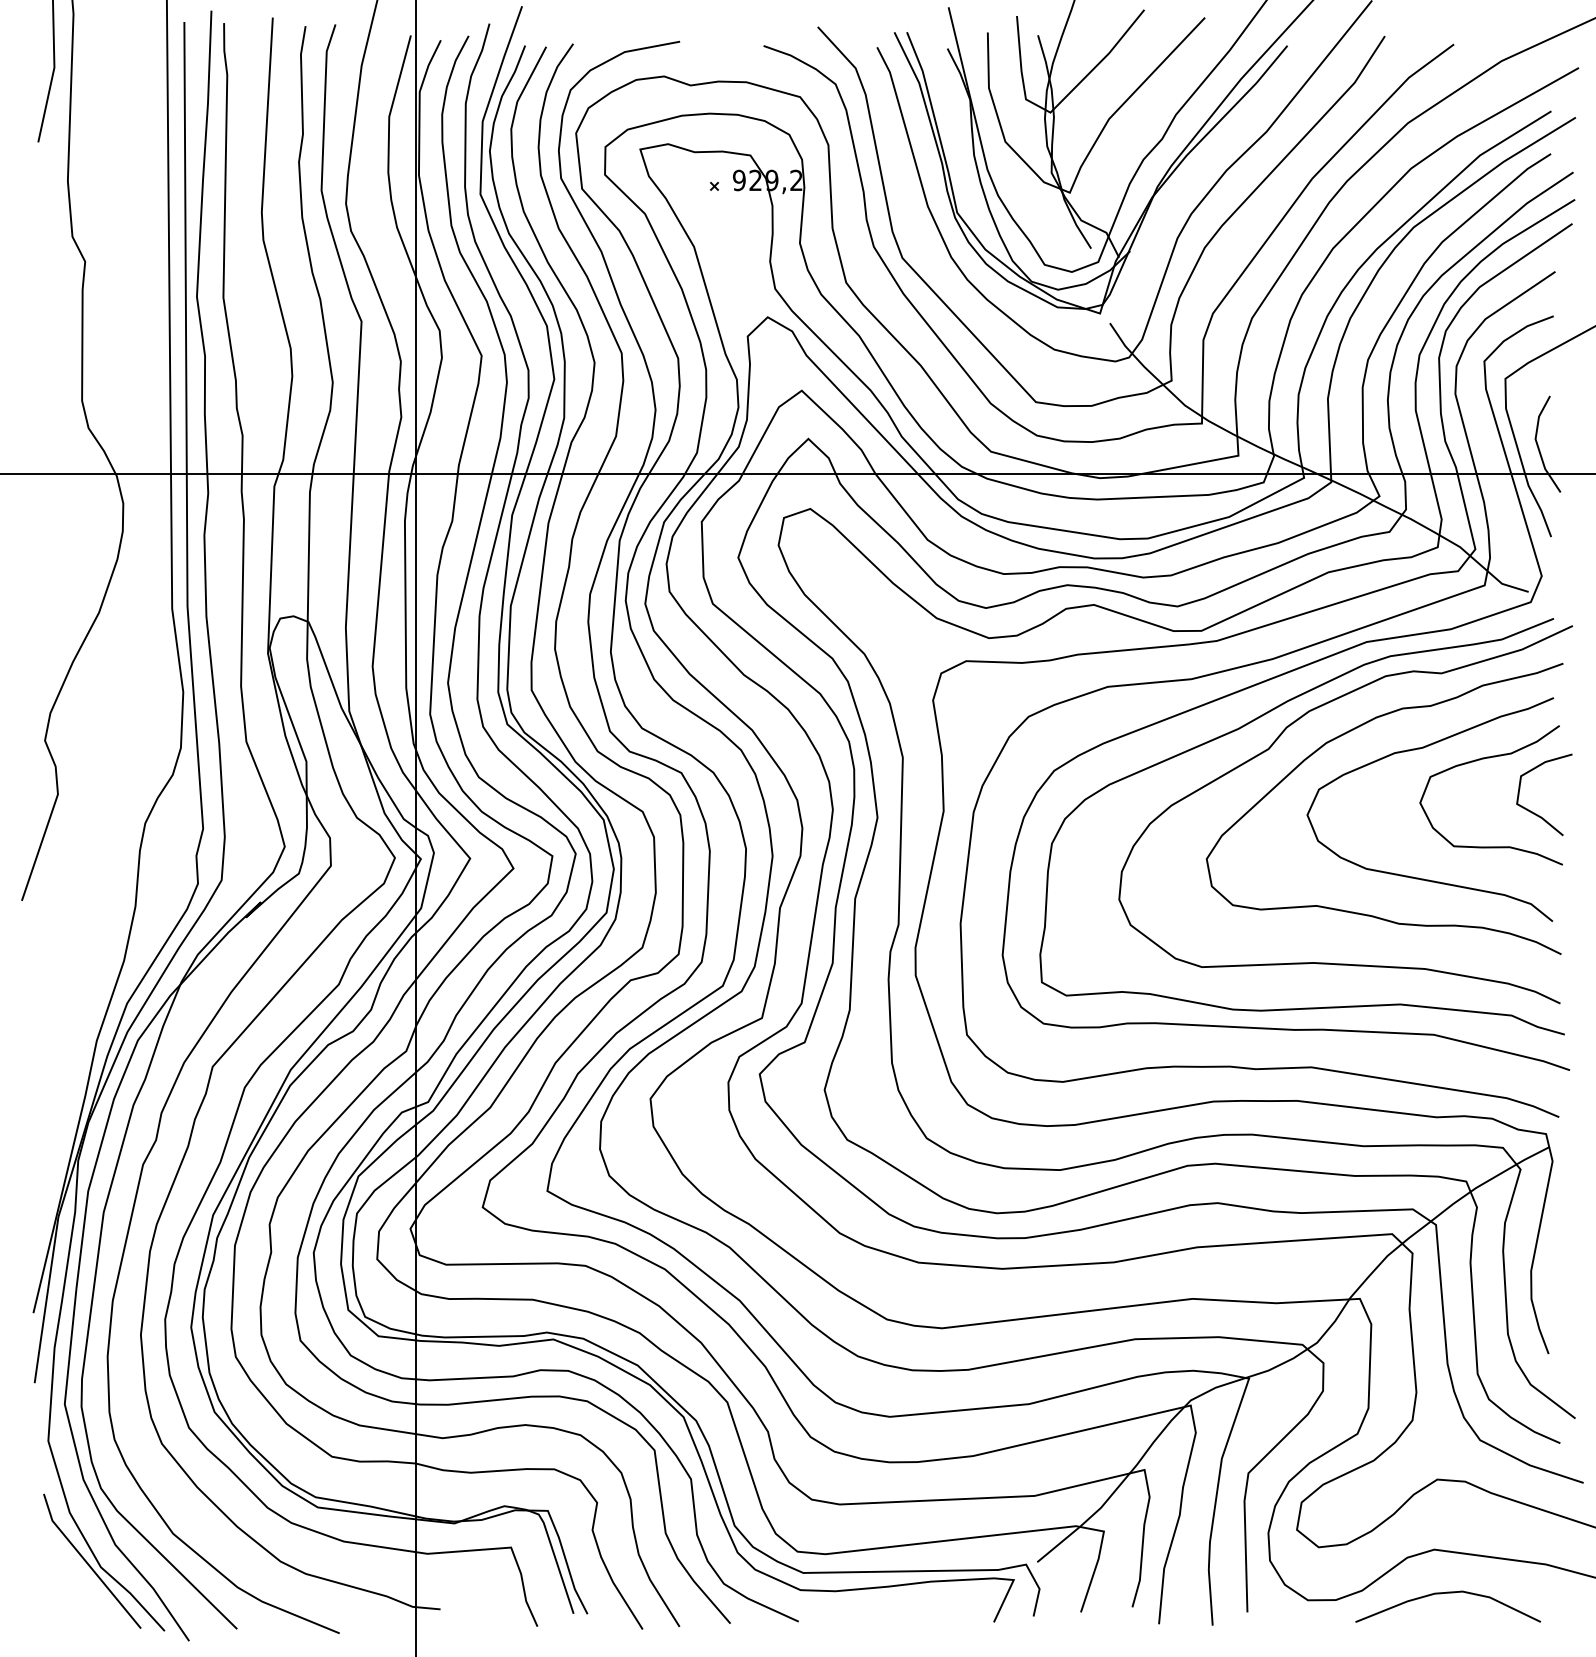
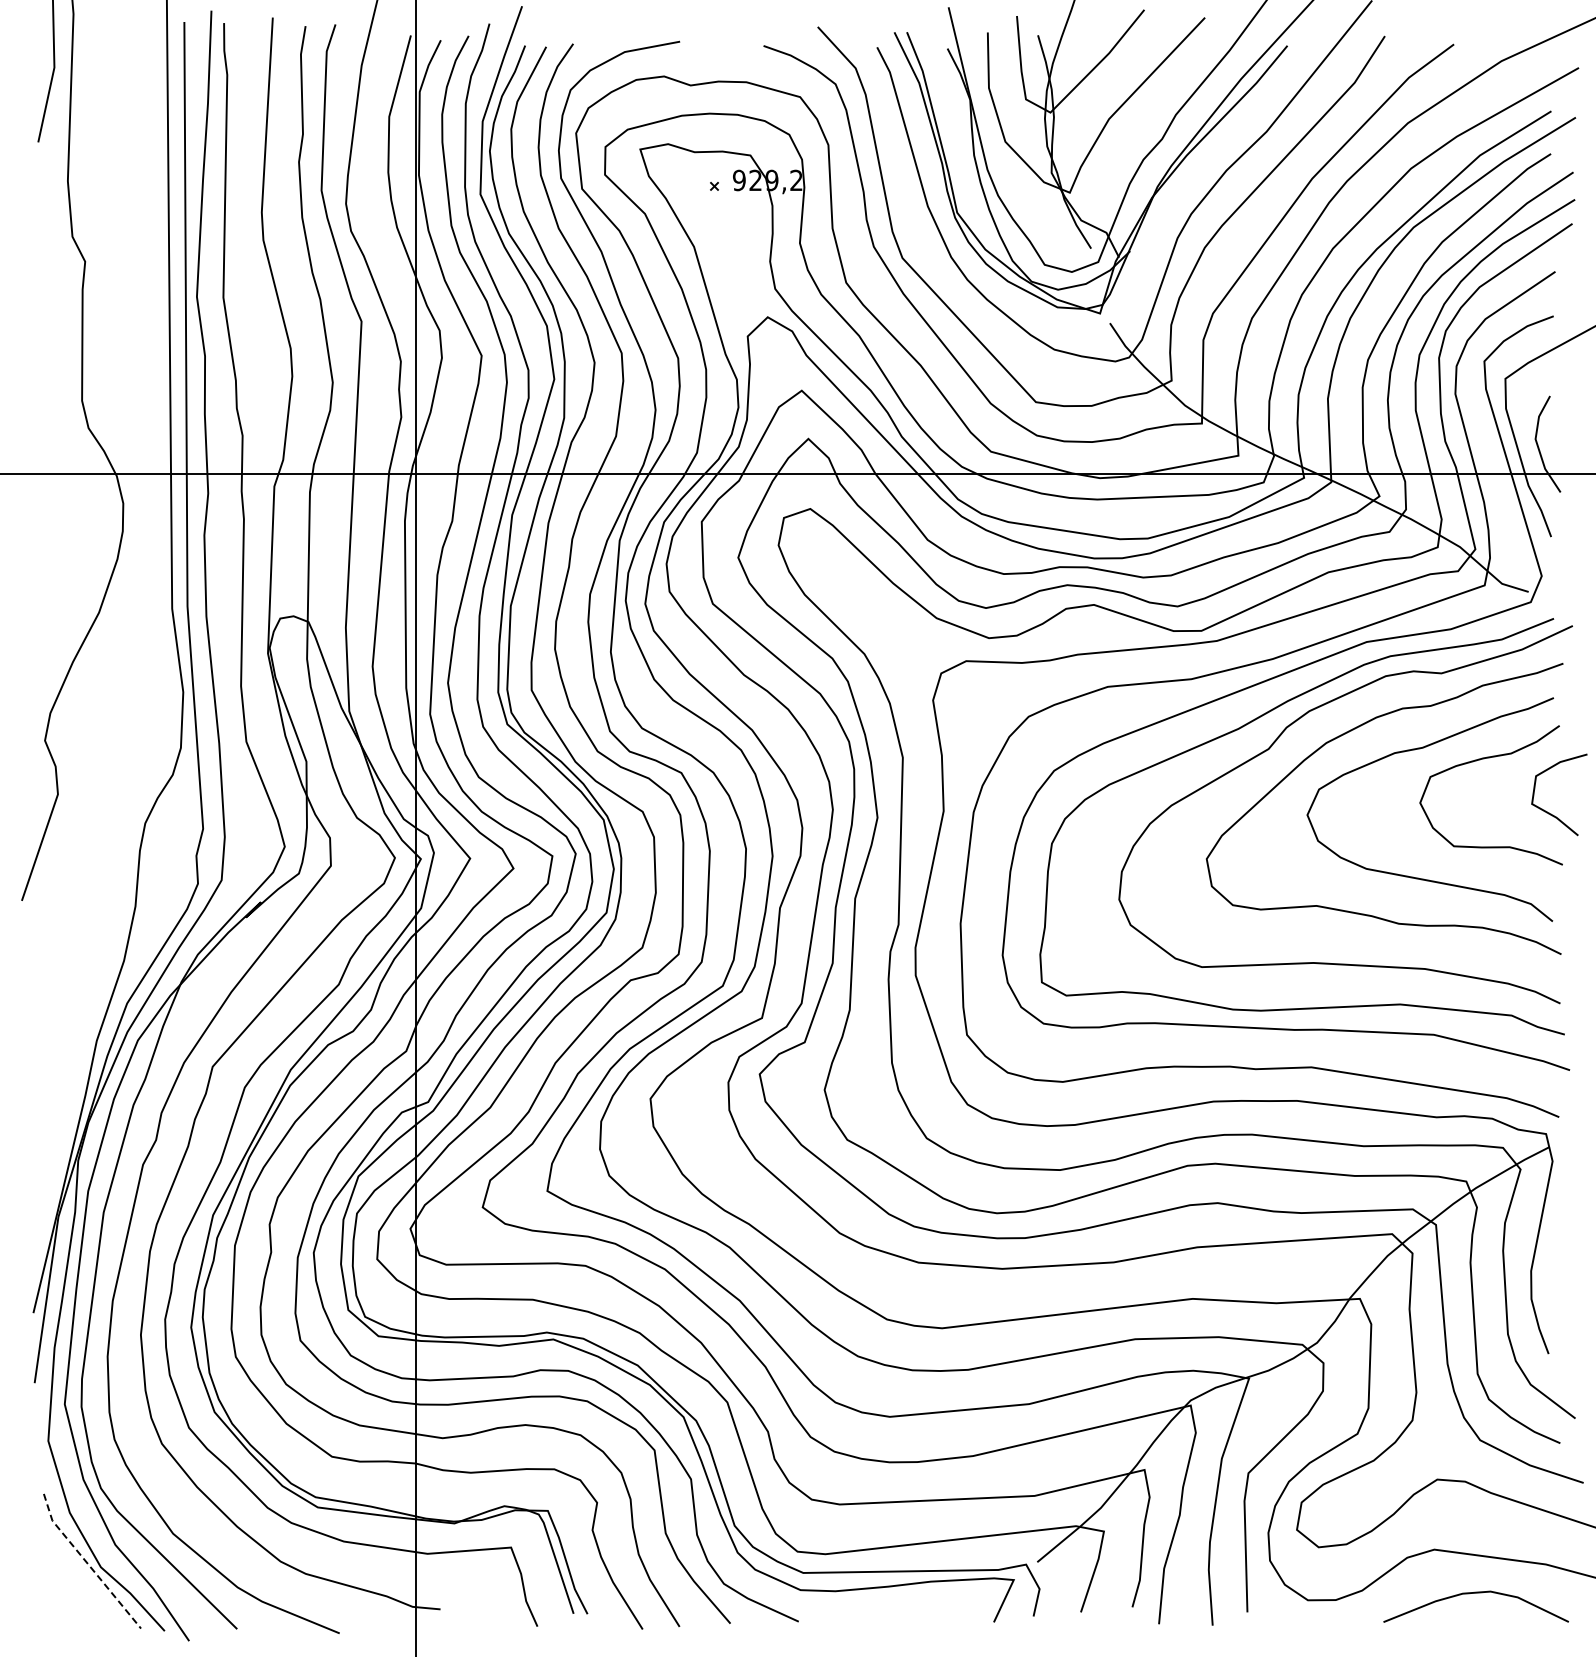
curve position: (1534, 812) -> (1549, 812) (1549, 812)
line: solid -> dashed (87, 1563)
curve position: (1447, 1593) -> (1475, 1593) (1475, 1593)
